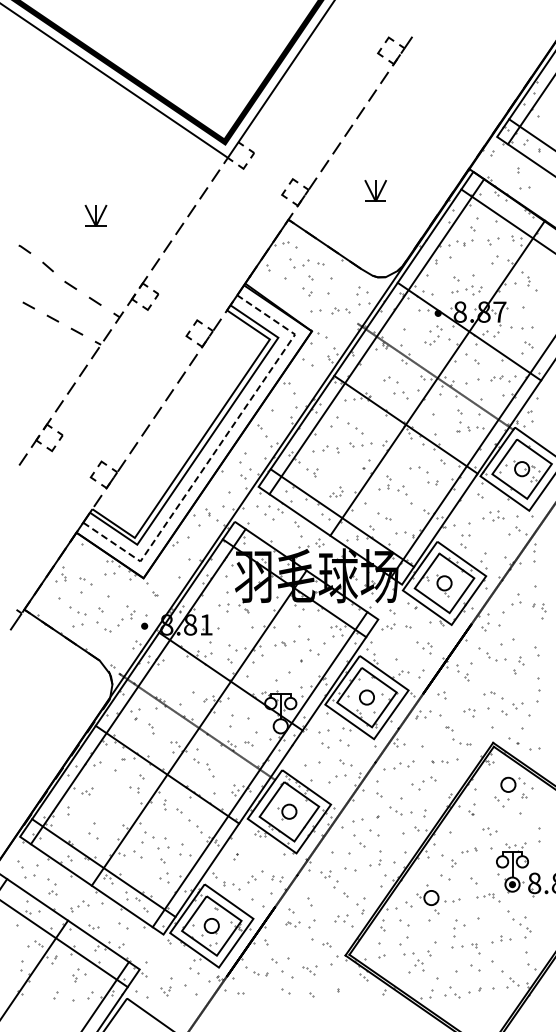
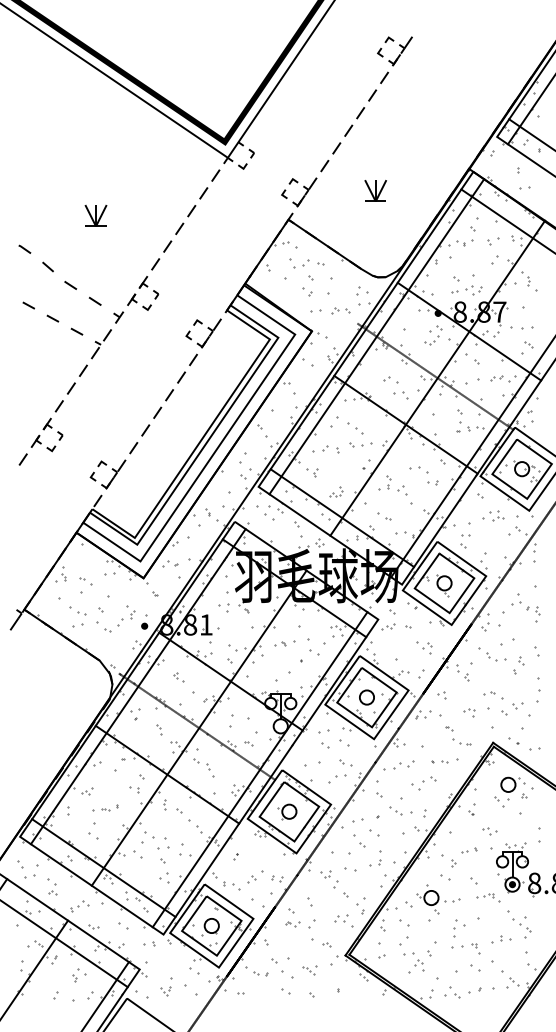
line: dashed -> solid (218, 447)
part: none -> present (170, 563)
part position: (539, 611) -> (533, 614) (533, 614)
part: none -> present (178, 677)
part position: (151, 728) -> (159, 729) (159, 729)
part: none -> present (105, 807)
part: none -> present (149, 943)
